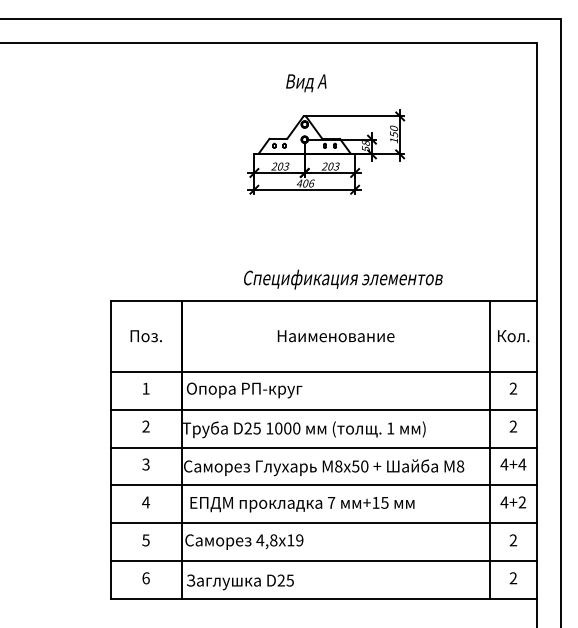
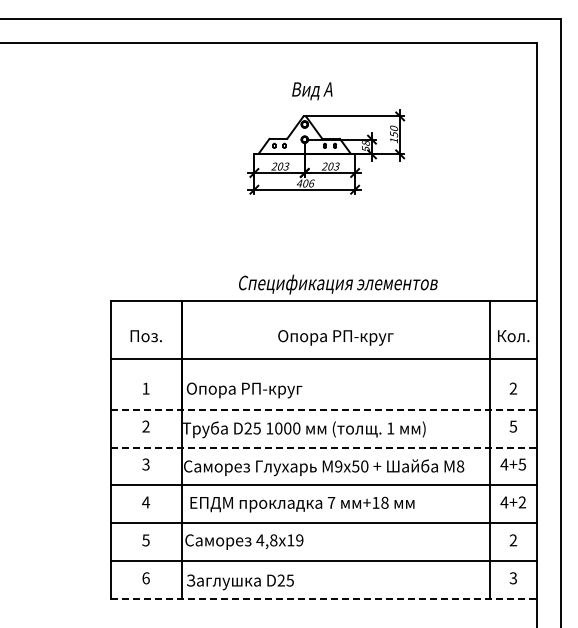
text position: (306, 83) -> (312, 91) (312, 91)
text position: (343, 279) -> (338, 284) (338, 284)
text: Наименование -> Опора РП-круг (335, 337)
line position: (323, 371) -> (323, 358) (323, 358)
line: solid -> dashed (324, 409)
text: 2 -> 5 (513, 426)
line: solid -> dashed (324, 447)
text: 4+4 -> 4+5 (522, 464)
text: 8 -> 9 (338, 466)
text: +15 -> +18 (384, 502)
text: 2 -> 3 (513, 578)
line: solid -> dashed (324, 599)
